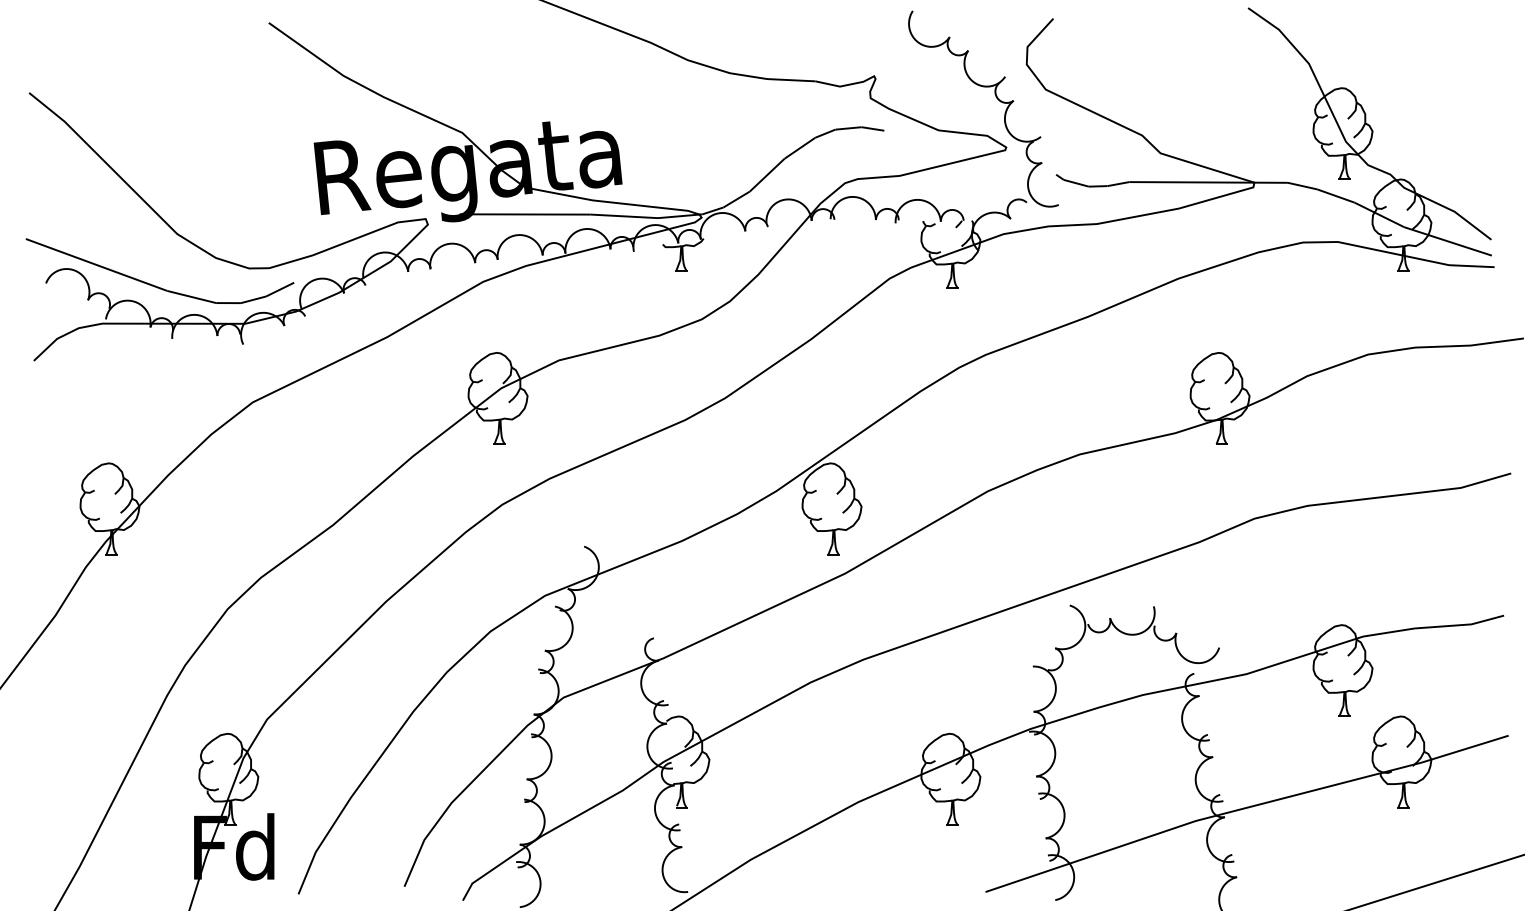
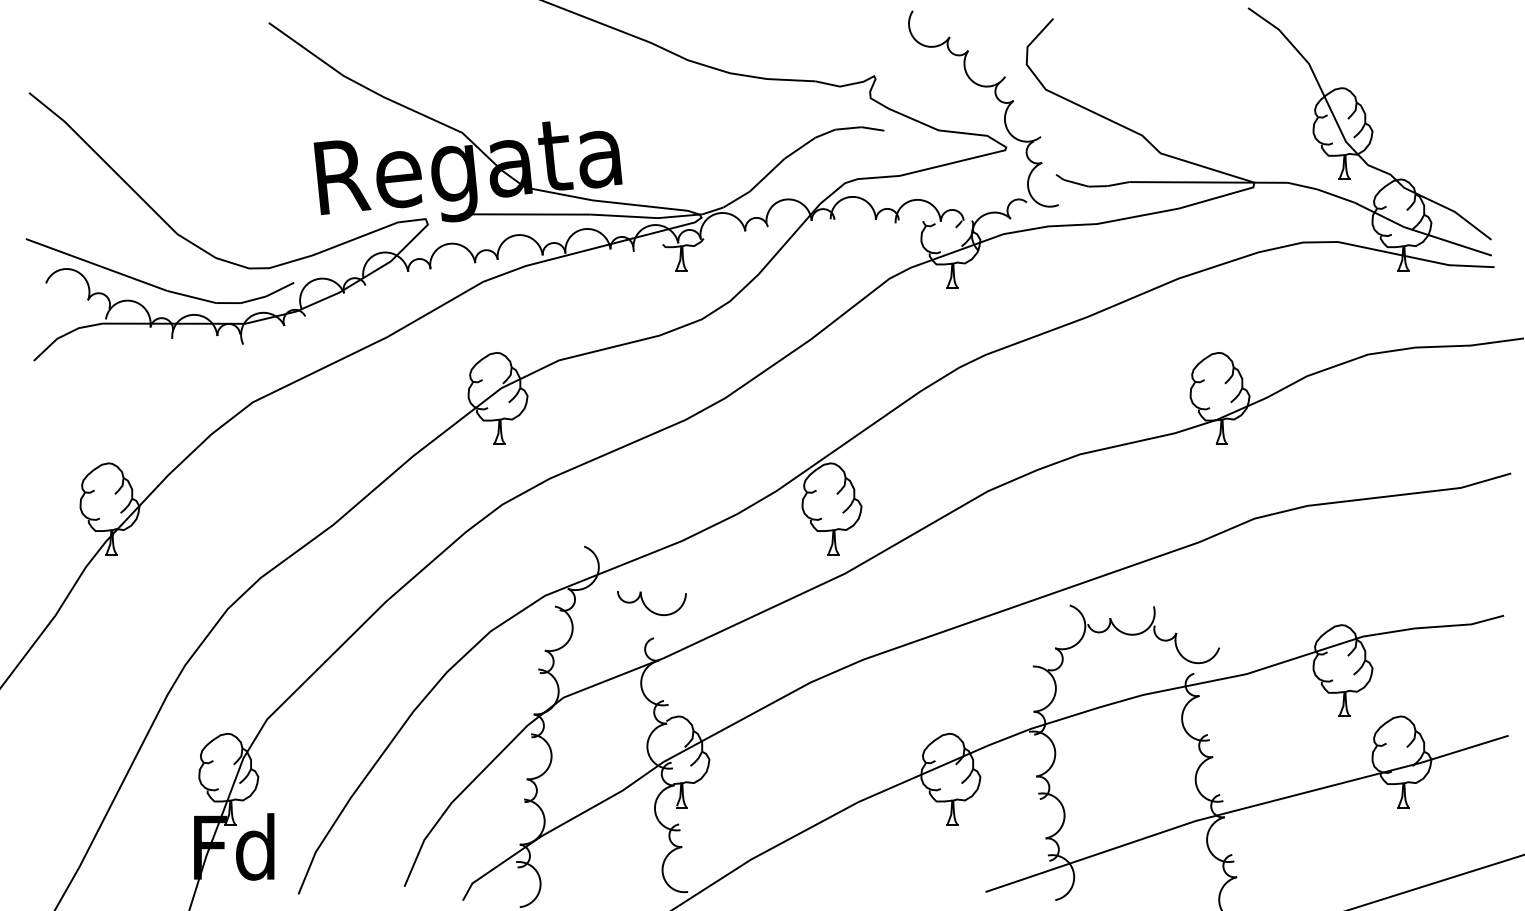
part: none -> present (651, 603)
